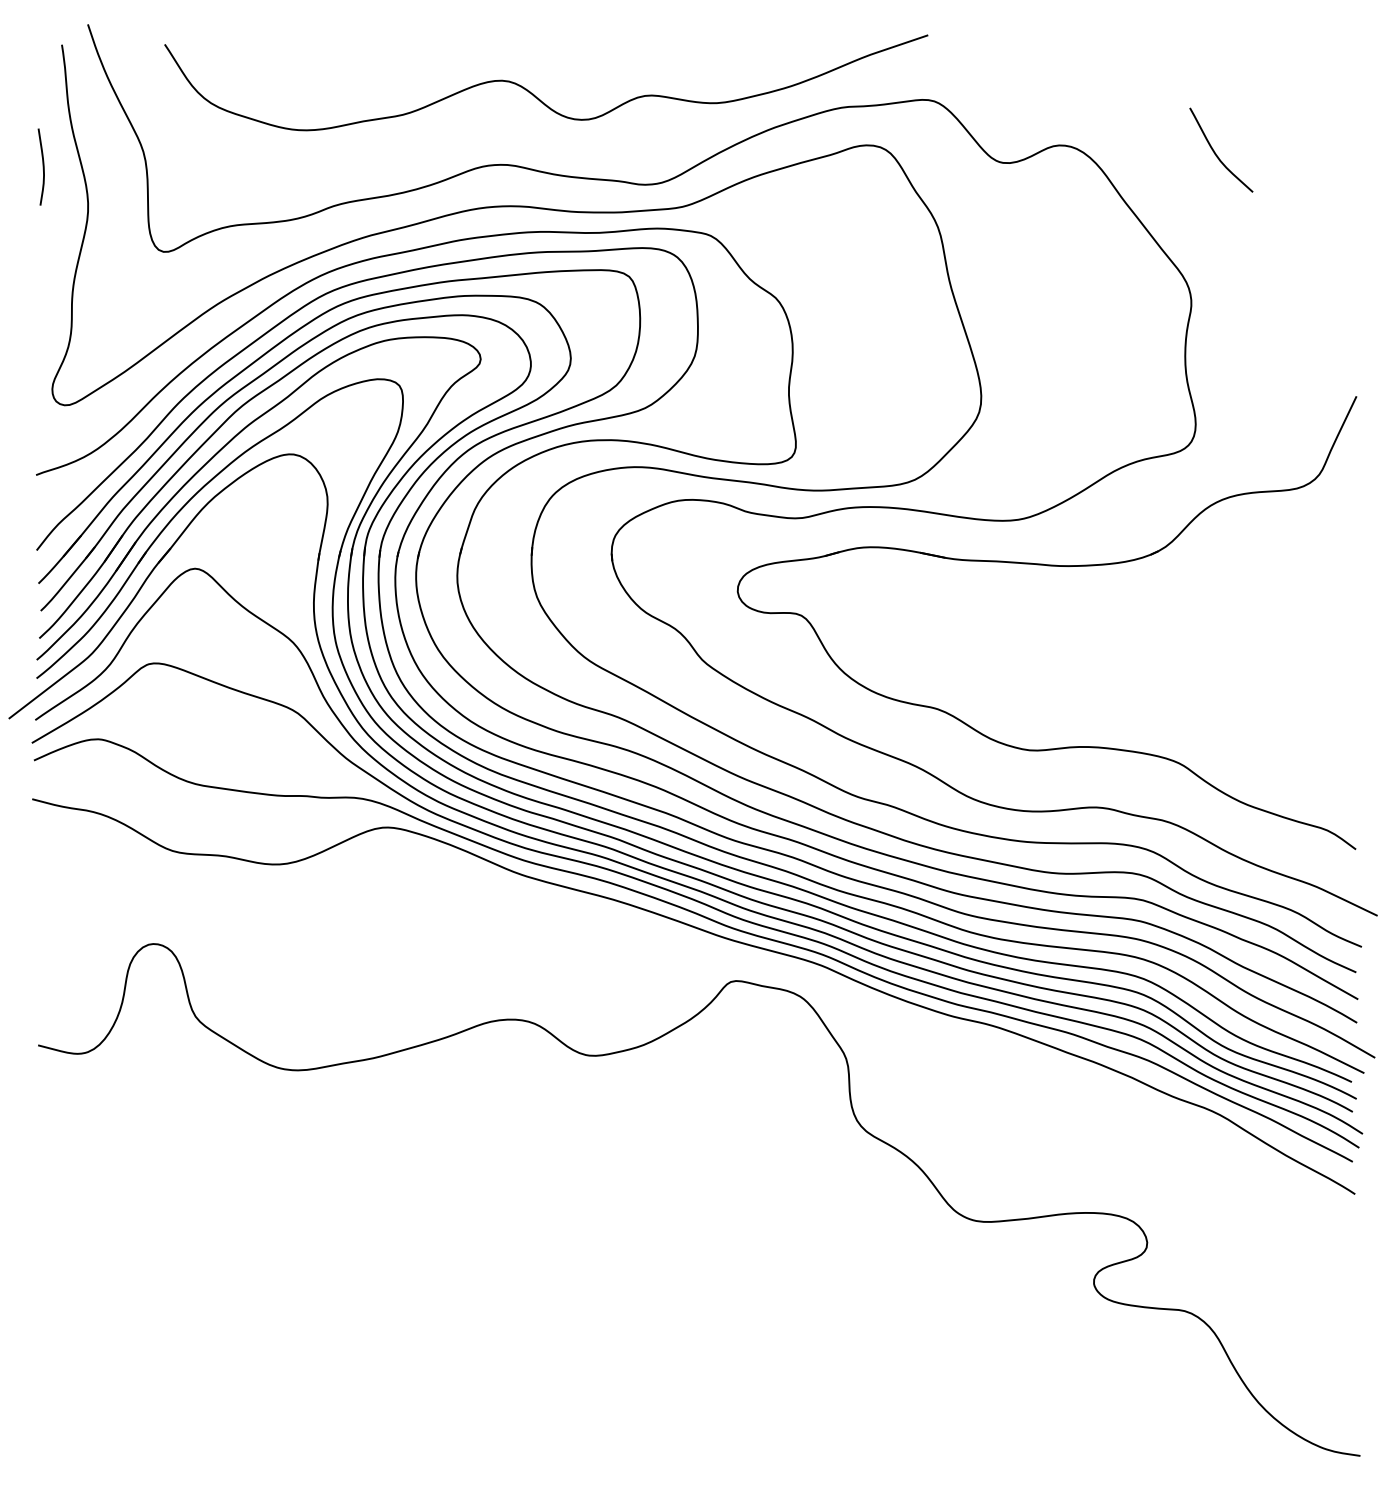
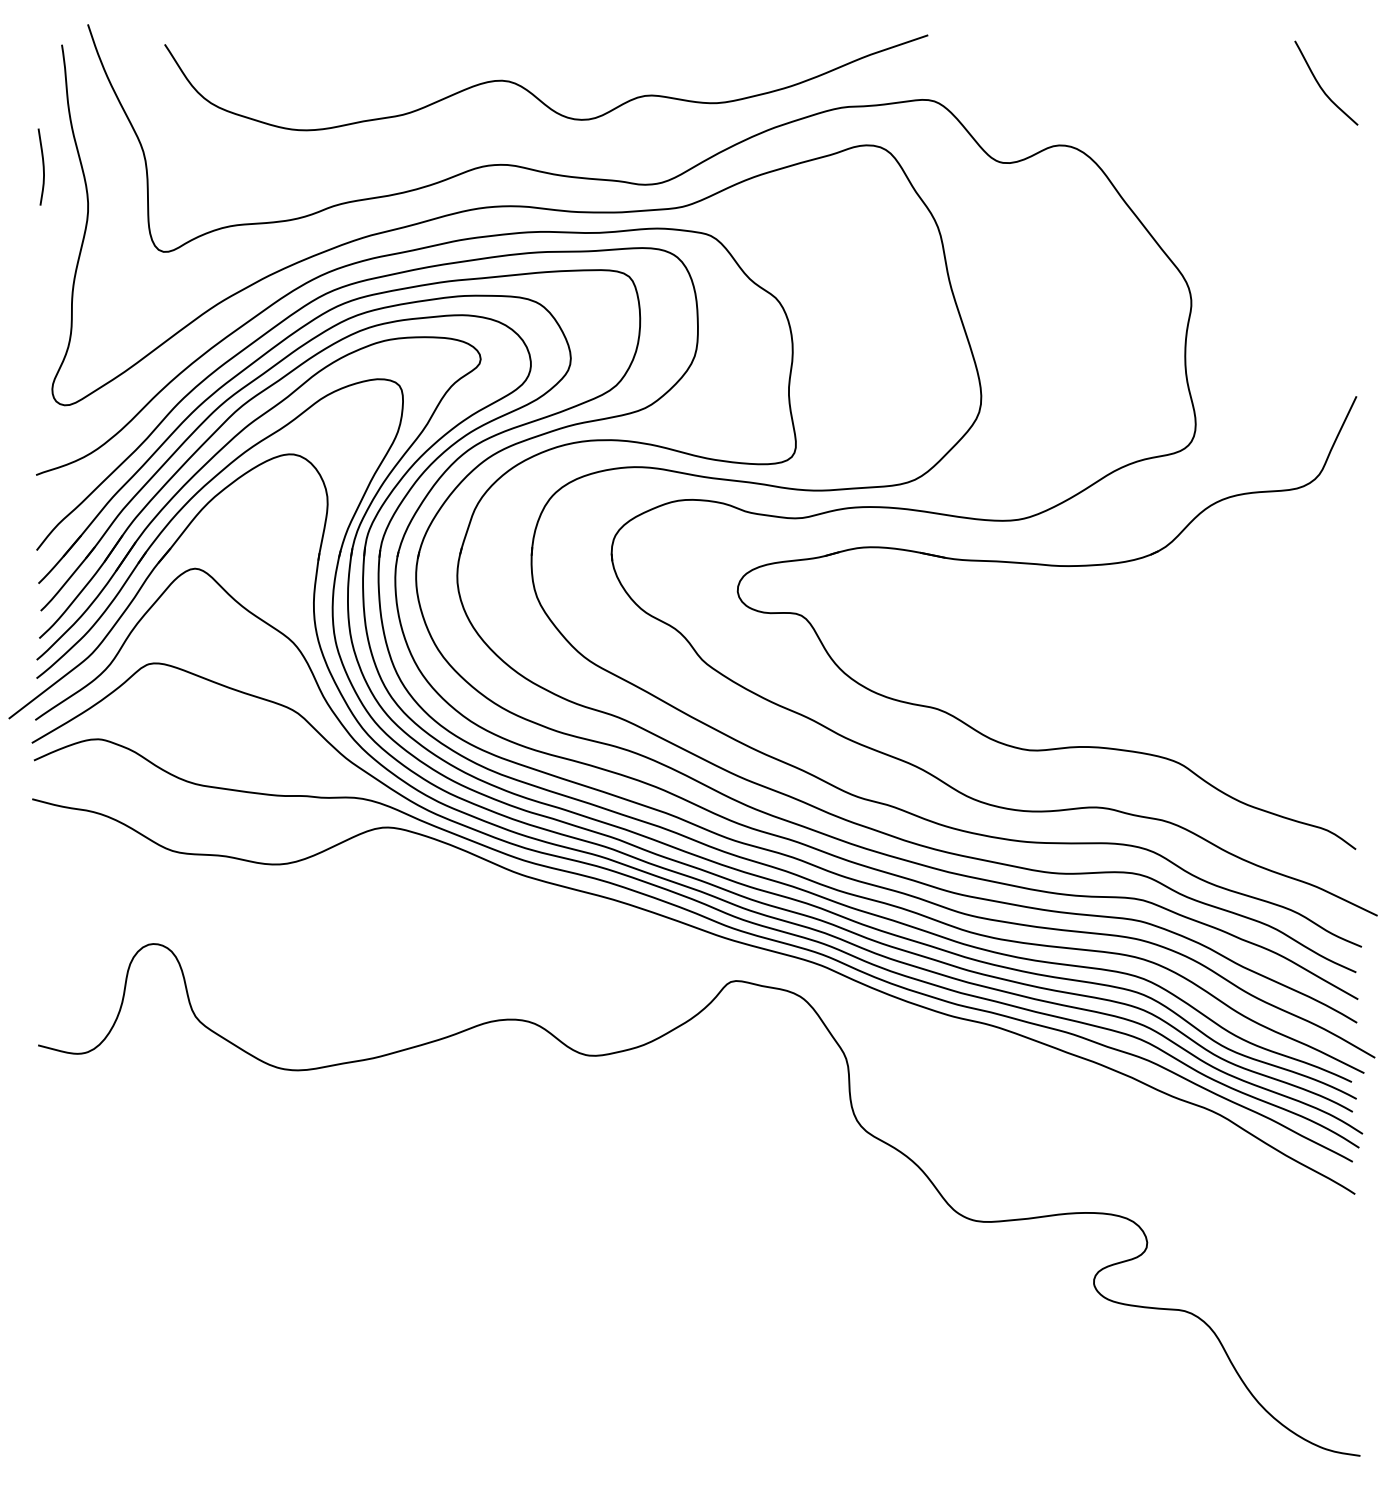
curve position: (1216, 153) -> (1321, 86) (1321, 86)
